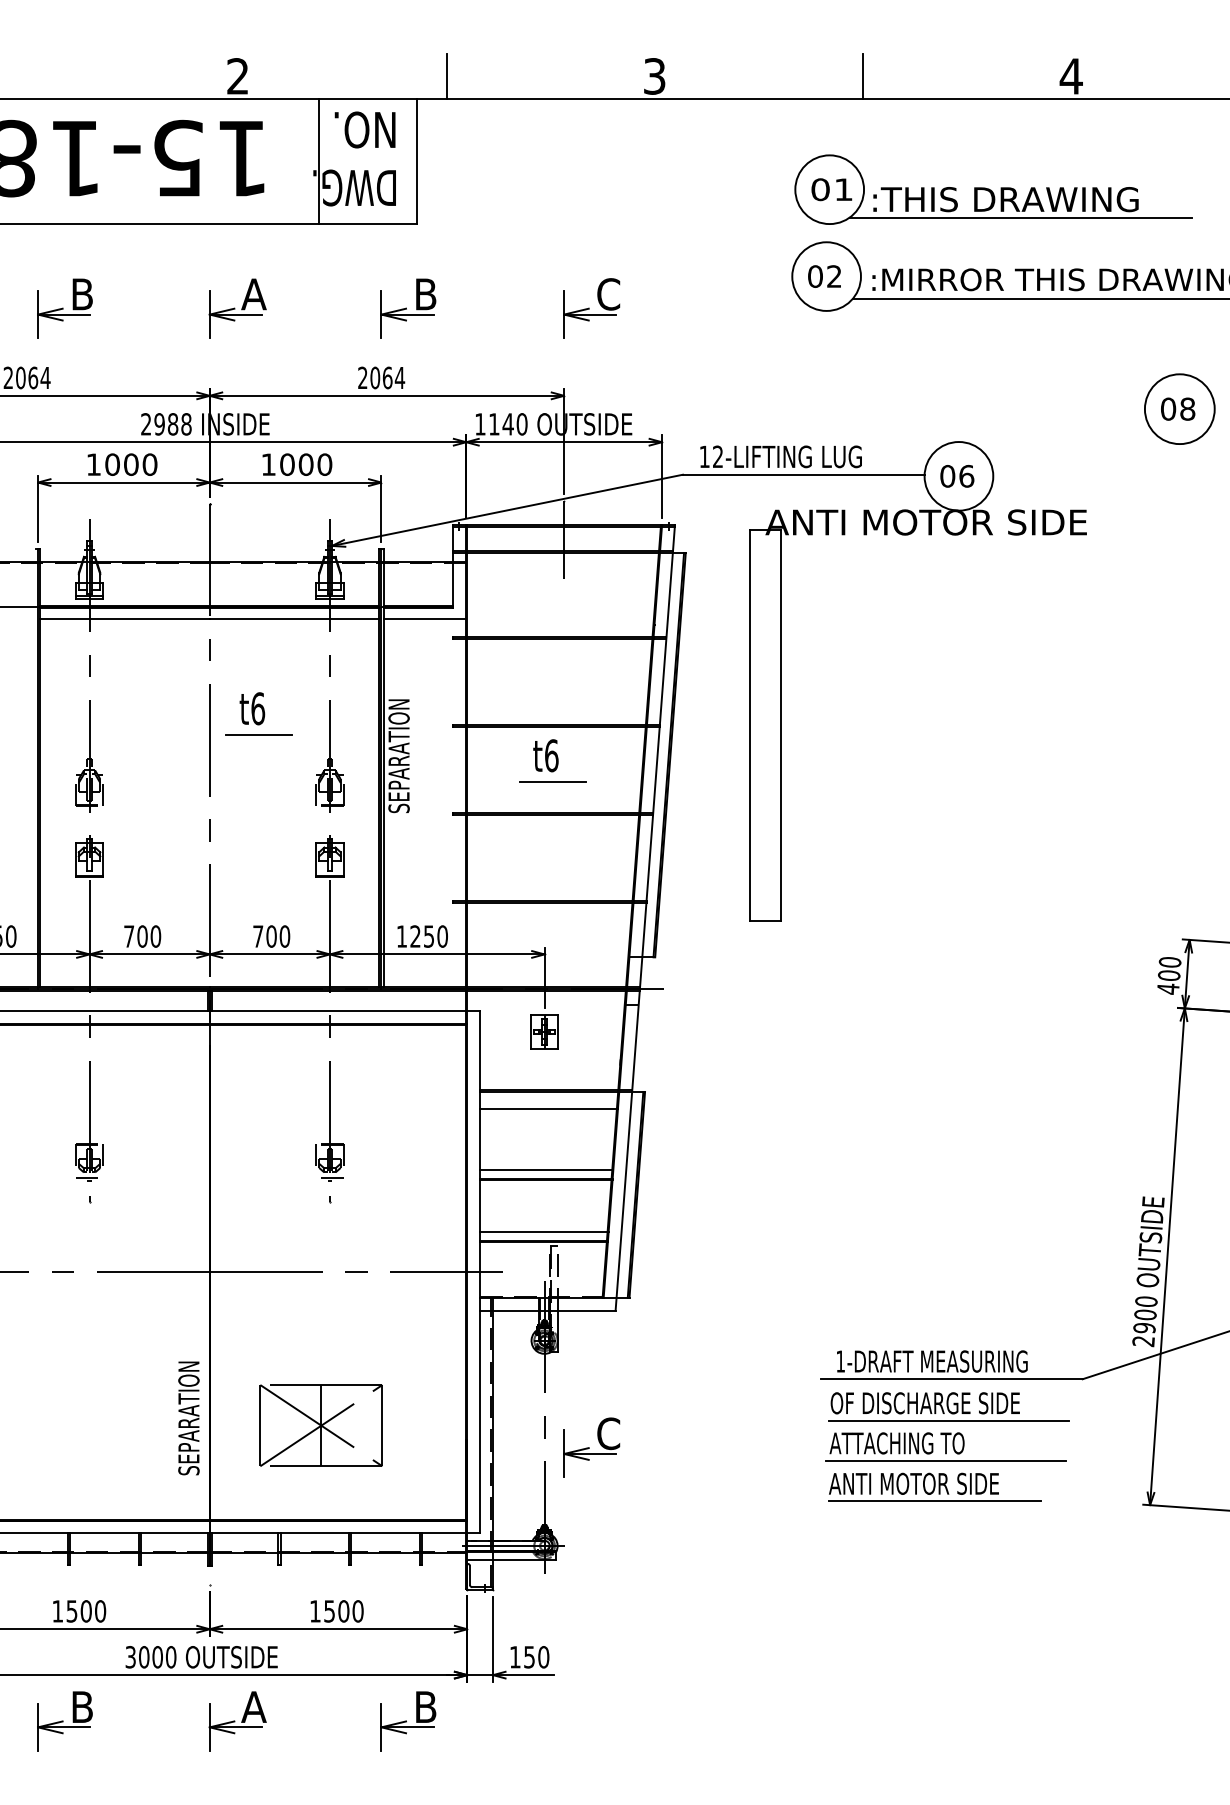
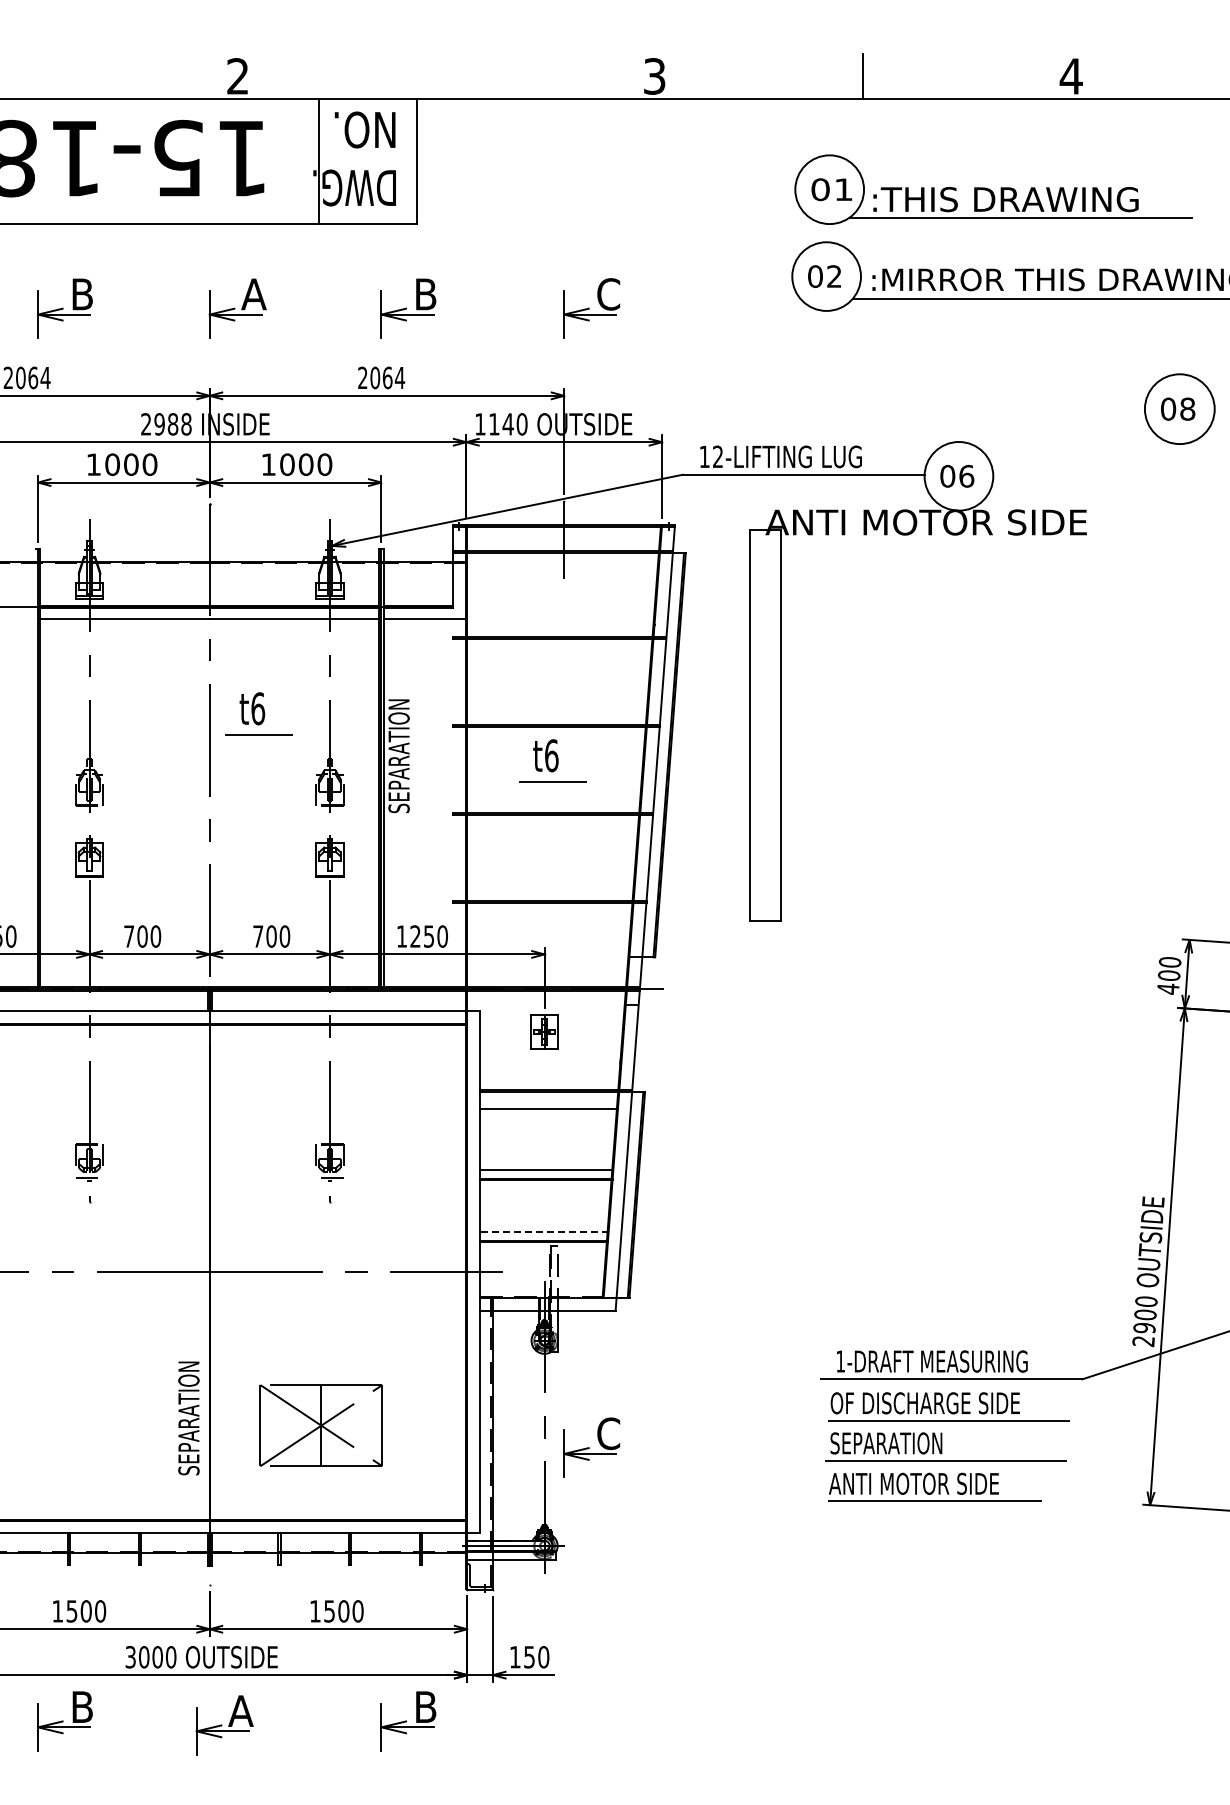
line: present -> none (446, 76)
line: solid -> dashed (543, 1231)
text: ATTACHING TO -> SEPARATION (896, 1443)
part position: (237, 1721) -> (224, 1725) (224, 1725)
